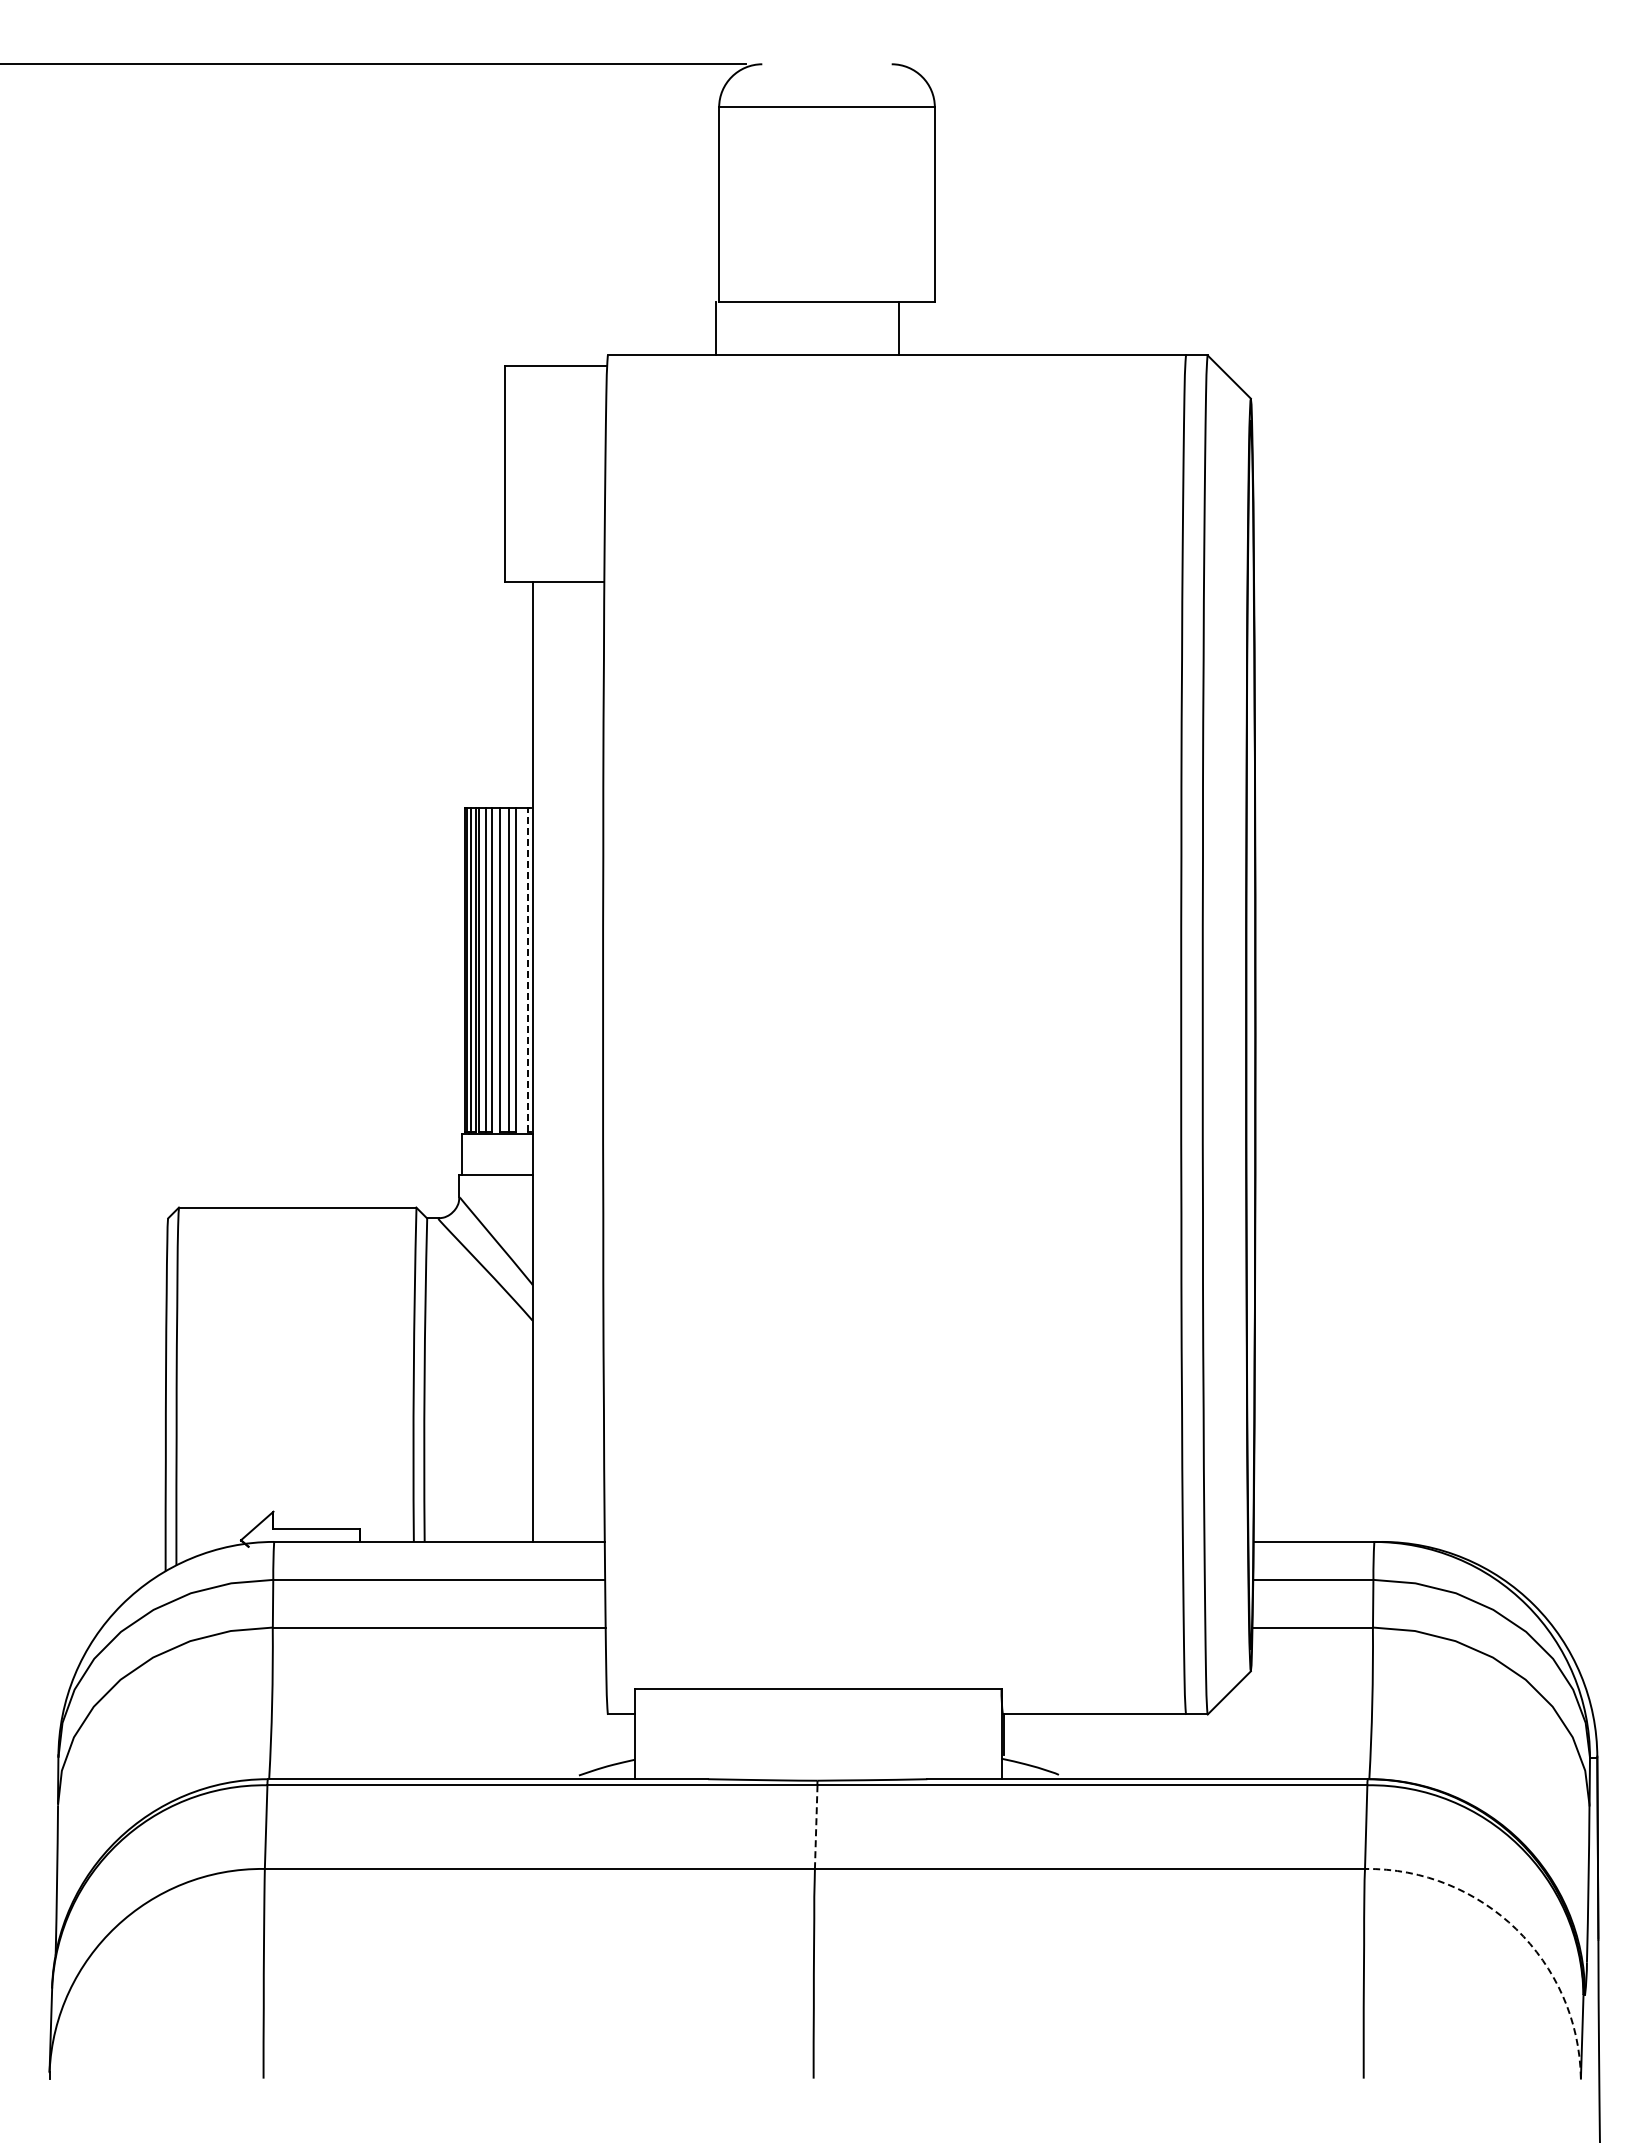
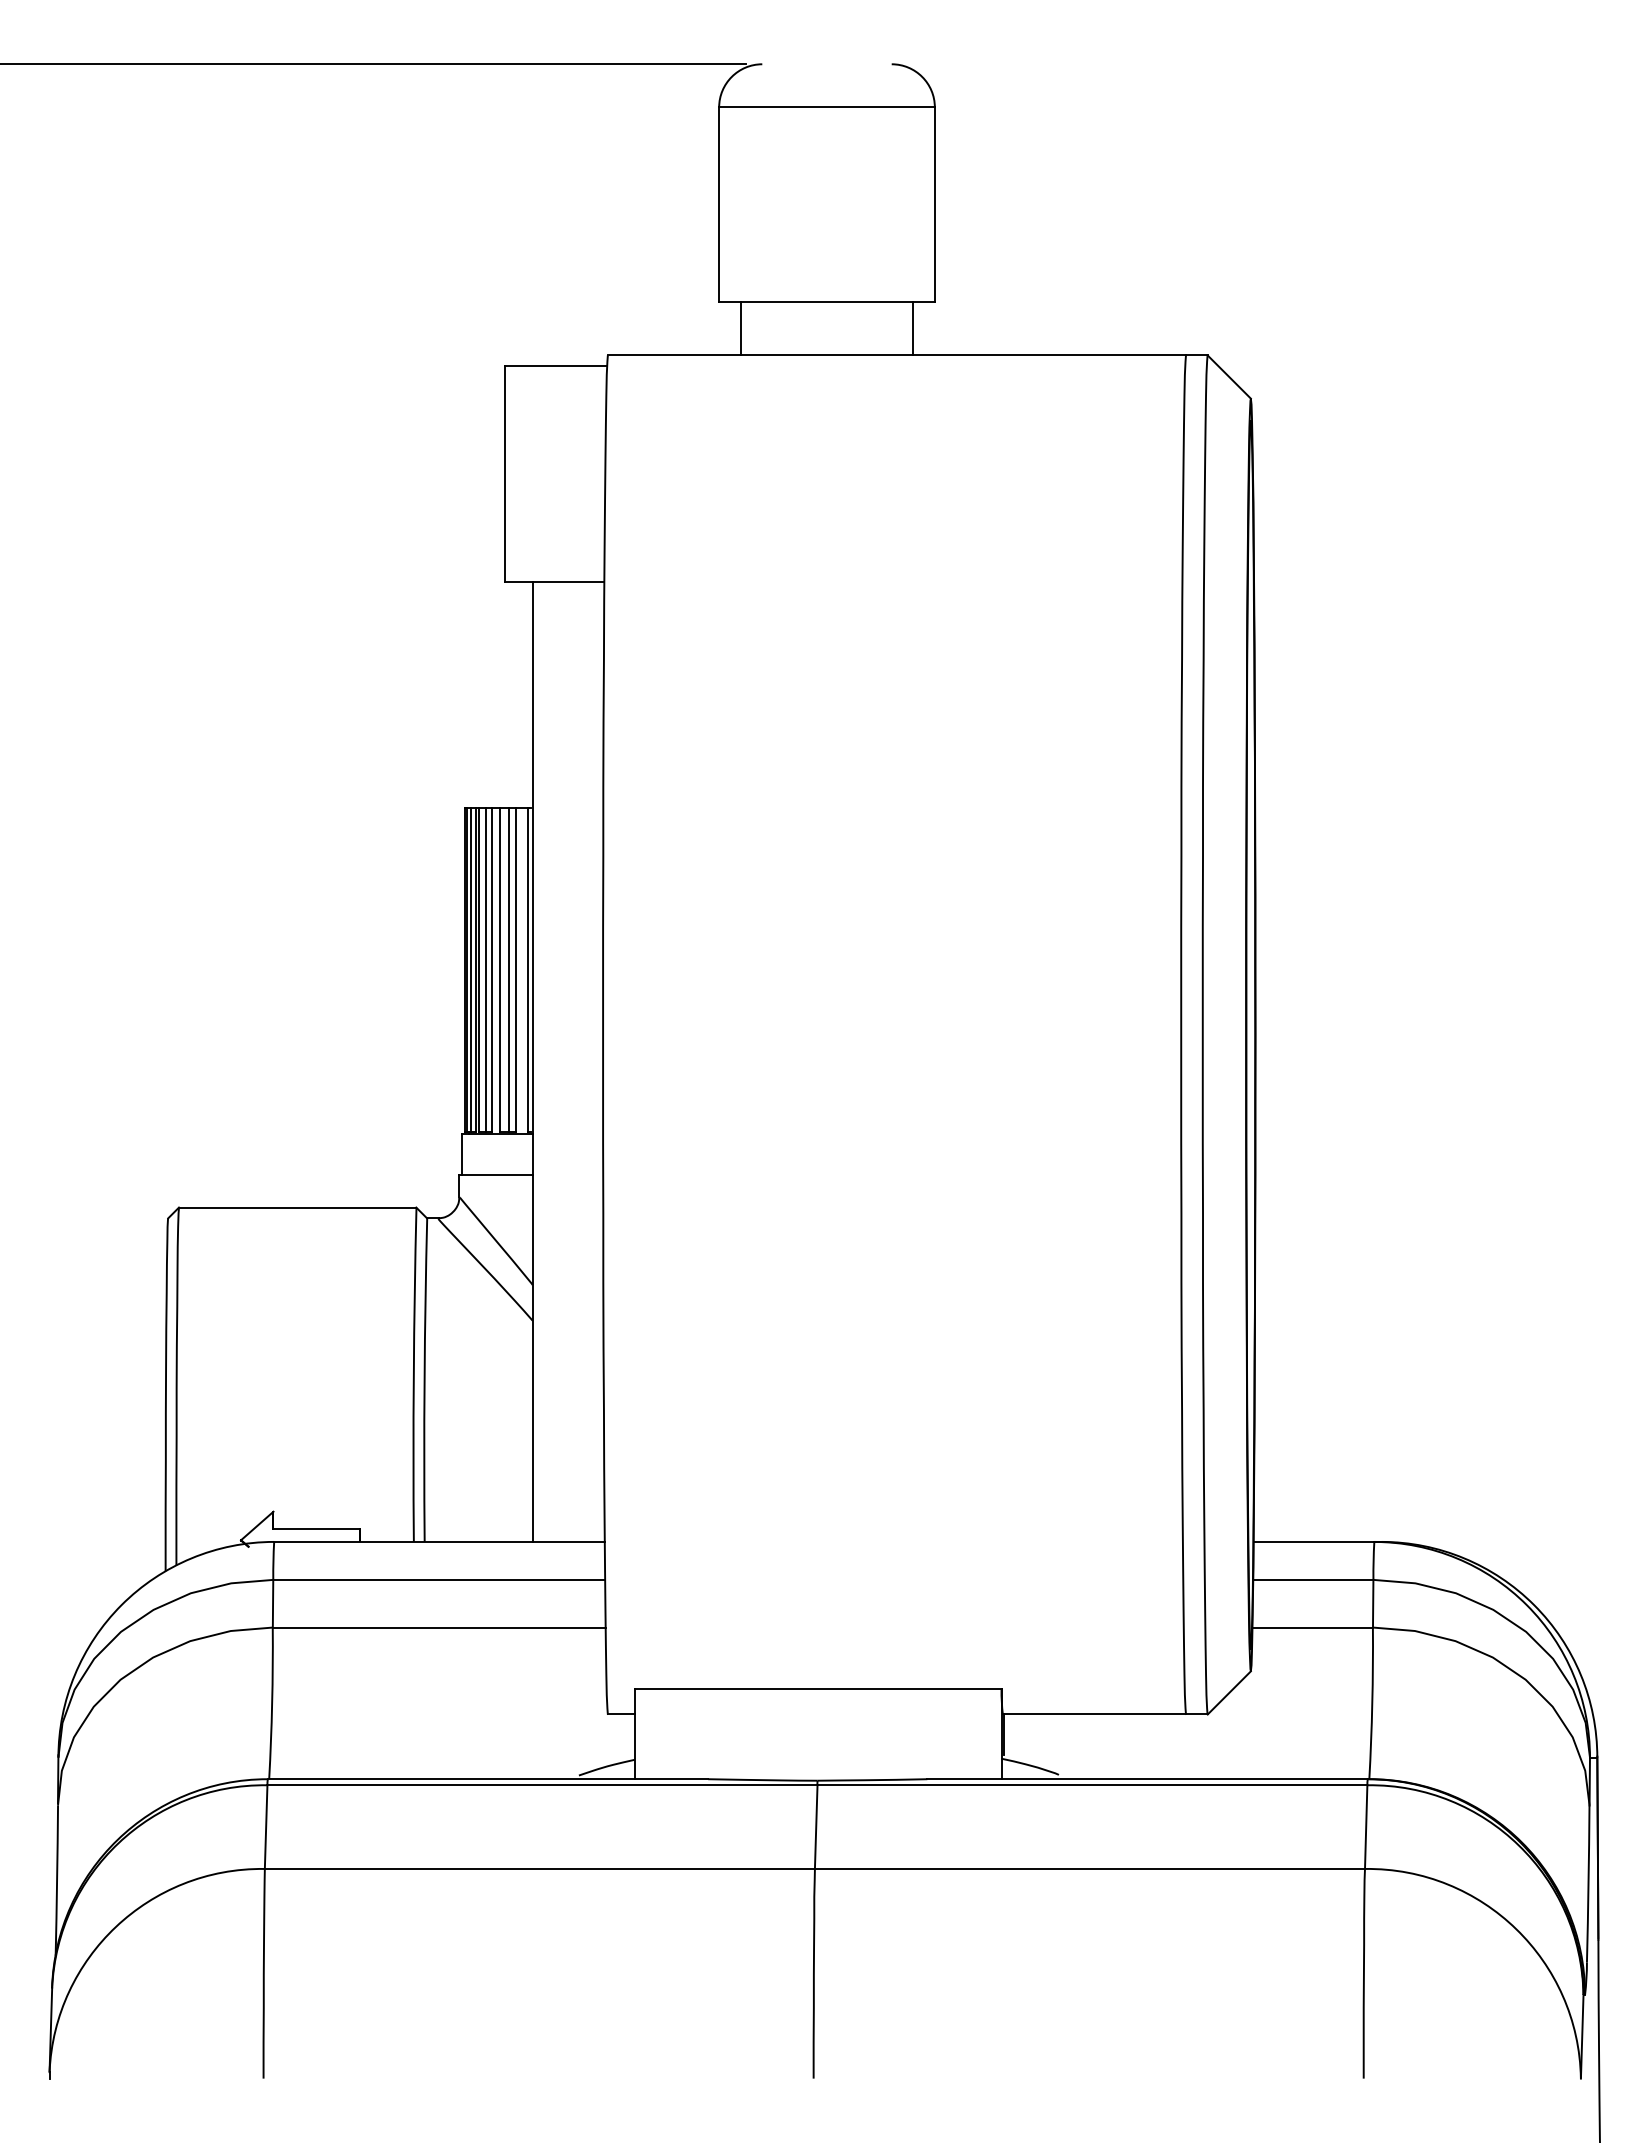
line position: (715, 328) -> (740, 328) (740, 328)
line position: (899, 328) -> (913, 328) (913, 328)
line: dashed -> solid (528, 970)
line: dashed -> solid (816, 1827)
arc: dashed -> solid (1516, 1929)
